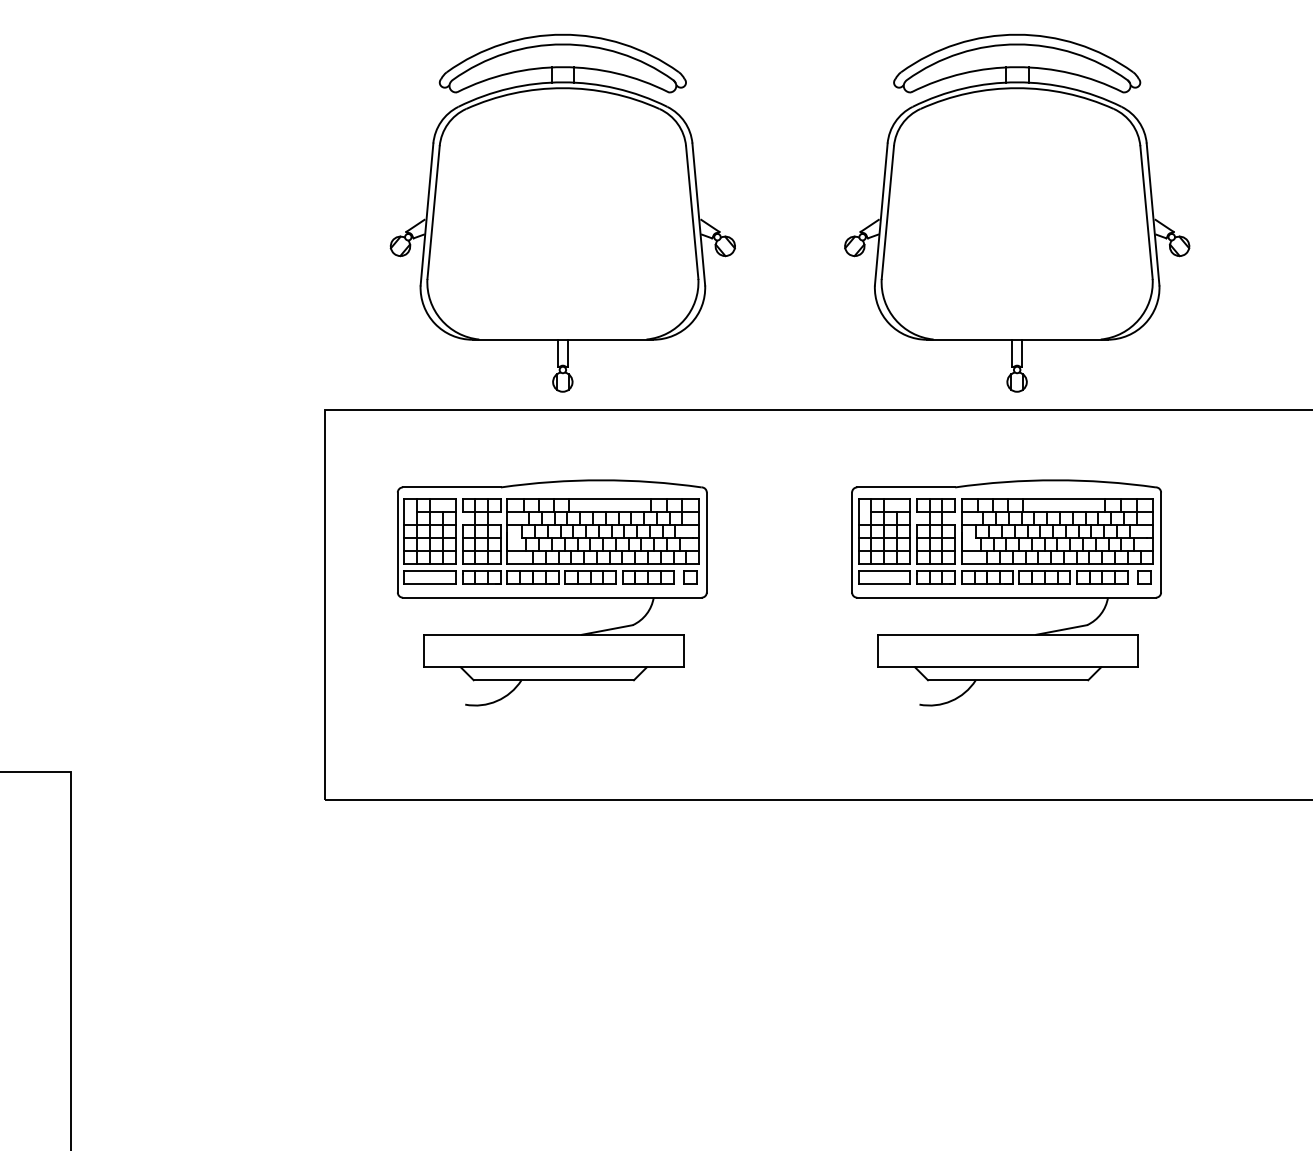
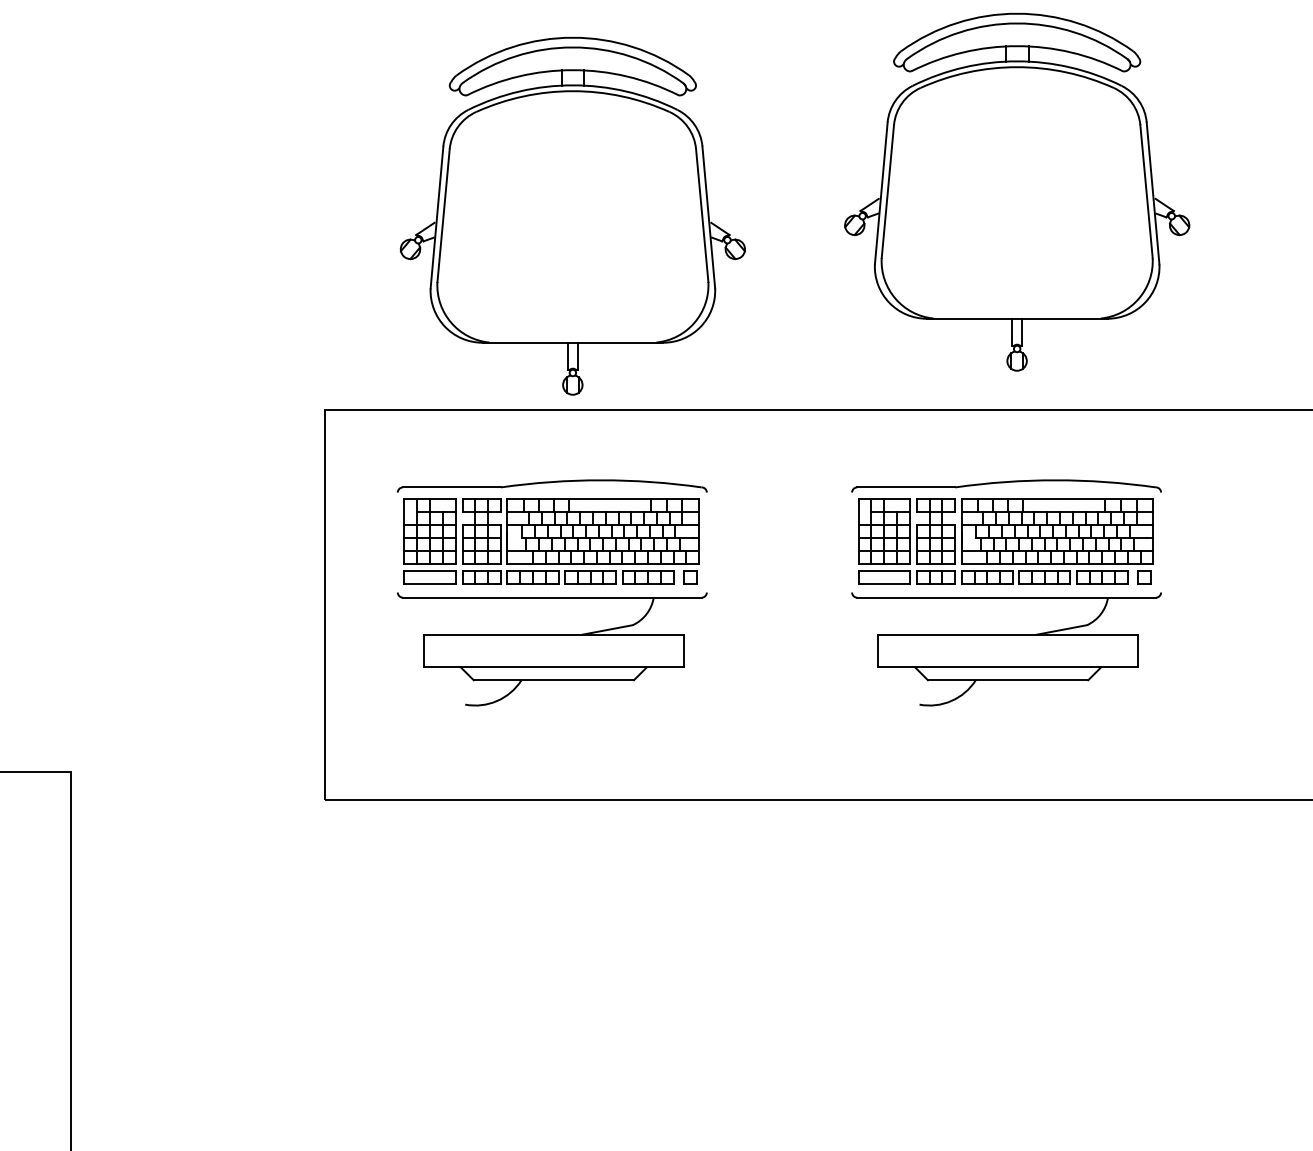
part position: (562, 212) -> (572, 215) (572, 215)
part position: (1017, 212) -> (1017, 191) (1017, 191)
line: present -> none (397, 542)
line: present -> none (706, 542)
line: present -> none (852, 542)
line: present -> none (1161, 542)
